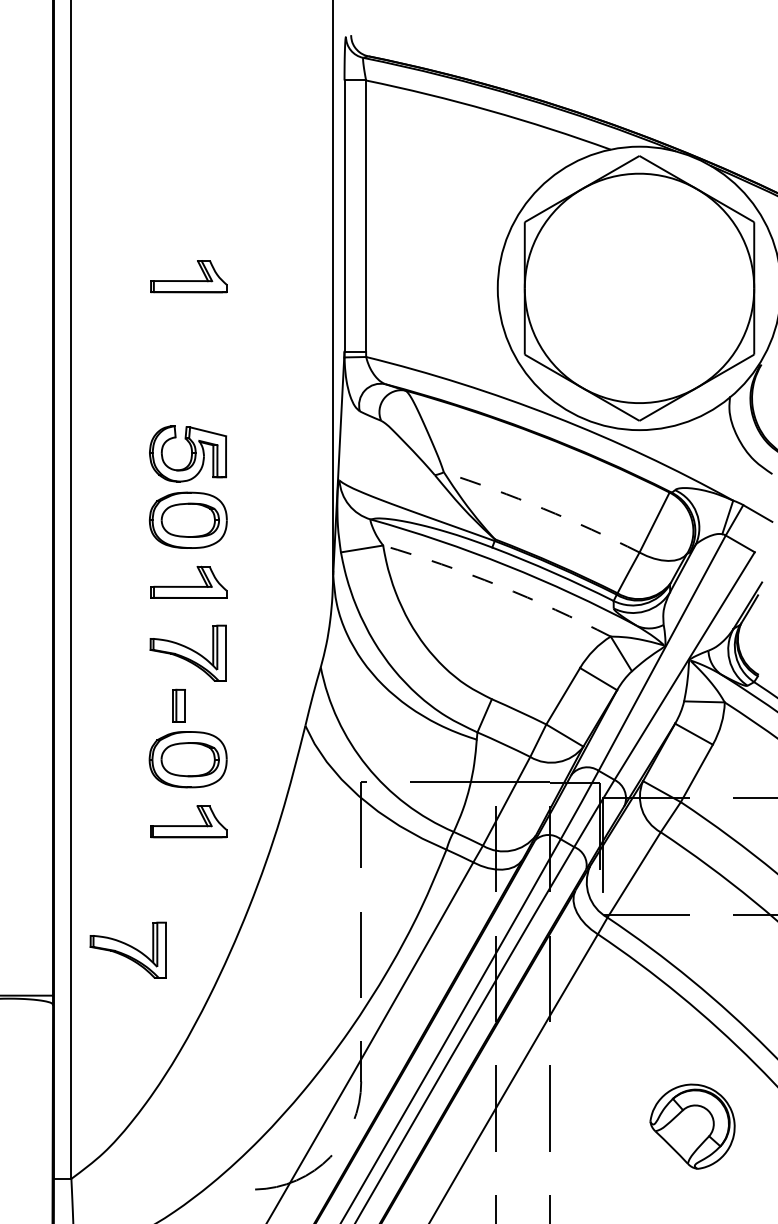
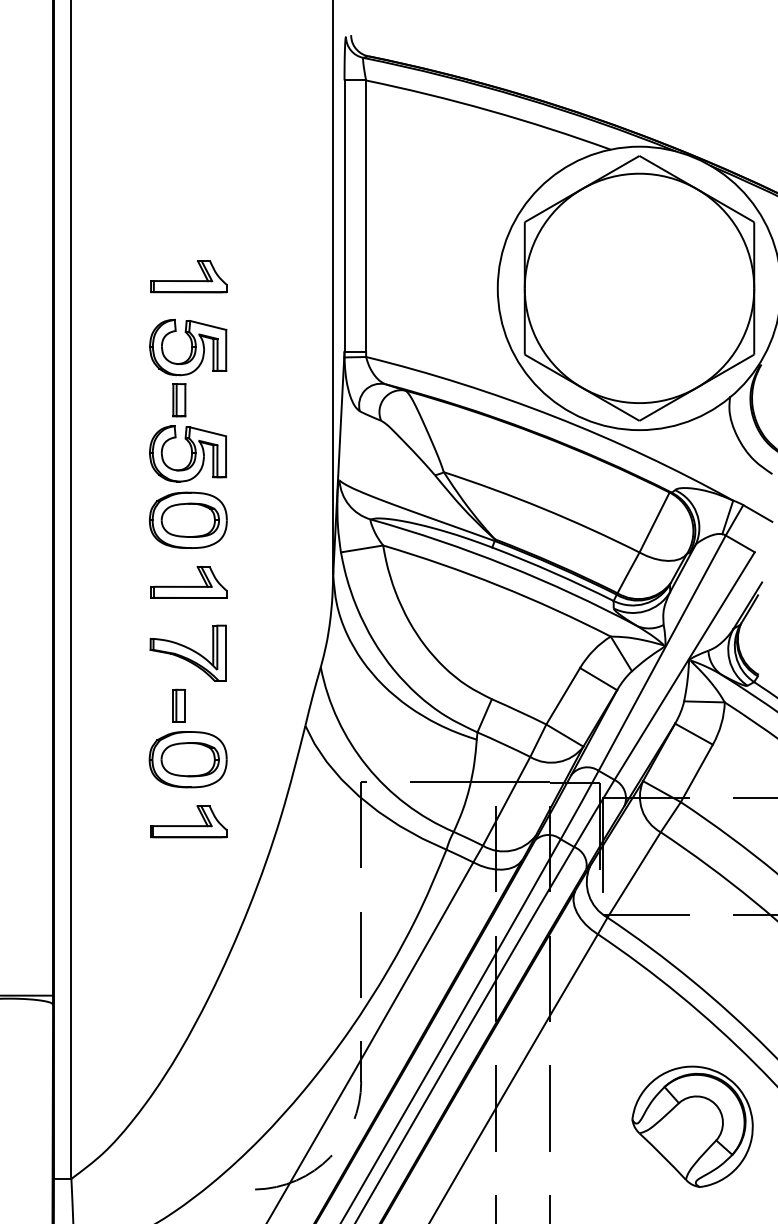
part: none -> present (188, 368)
arc: dashed -> solid (543, 508)
arc: dashed -> solid (499, 585)
part: present -> none (127, 949)
part size: 87x87 px -> 123x123 px (692, 1126)
